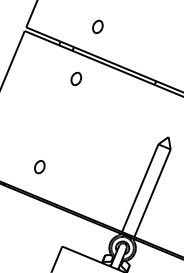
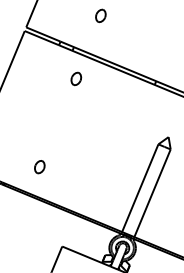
part position: (97, 26) -> (100, 15) (100, 15)
